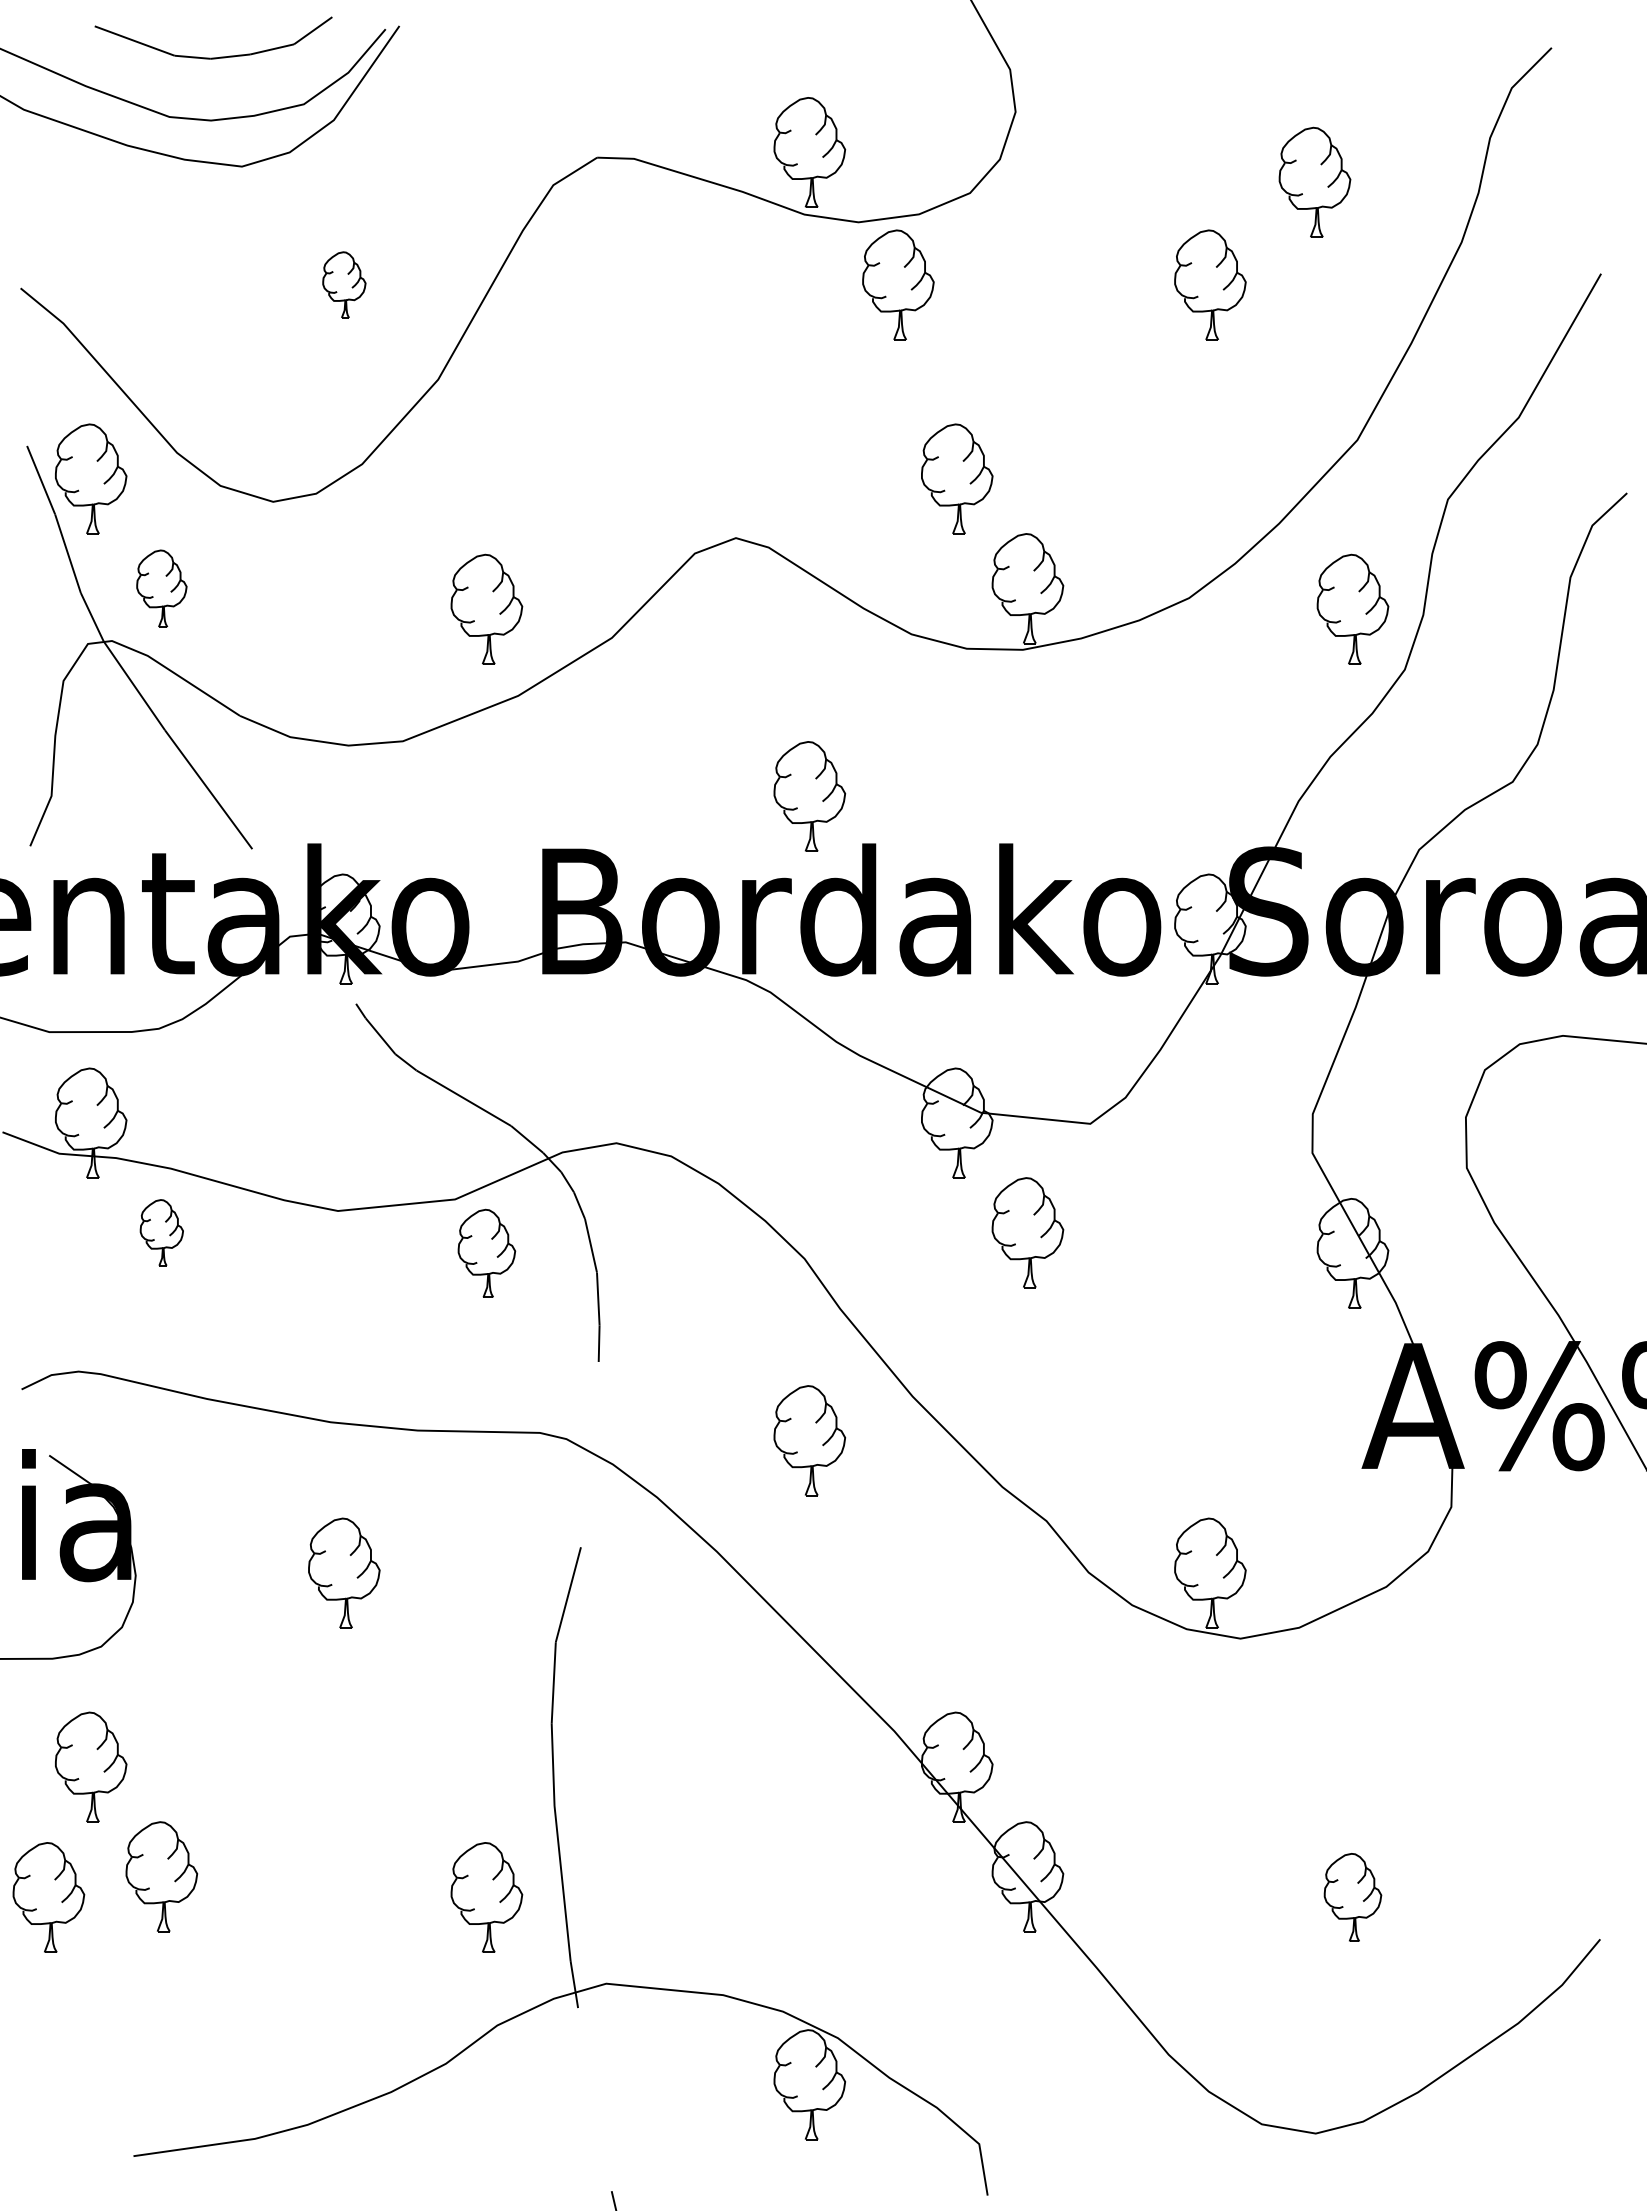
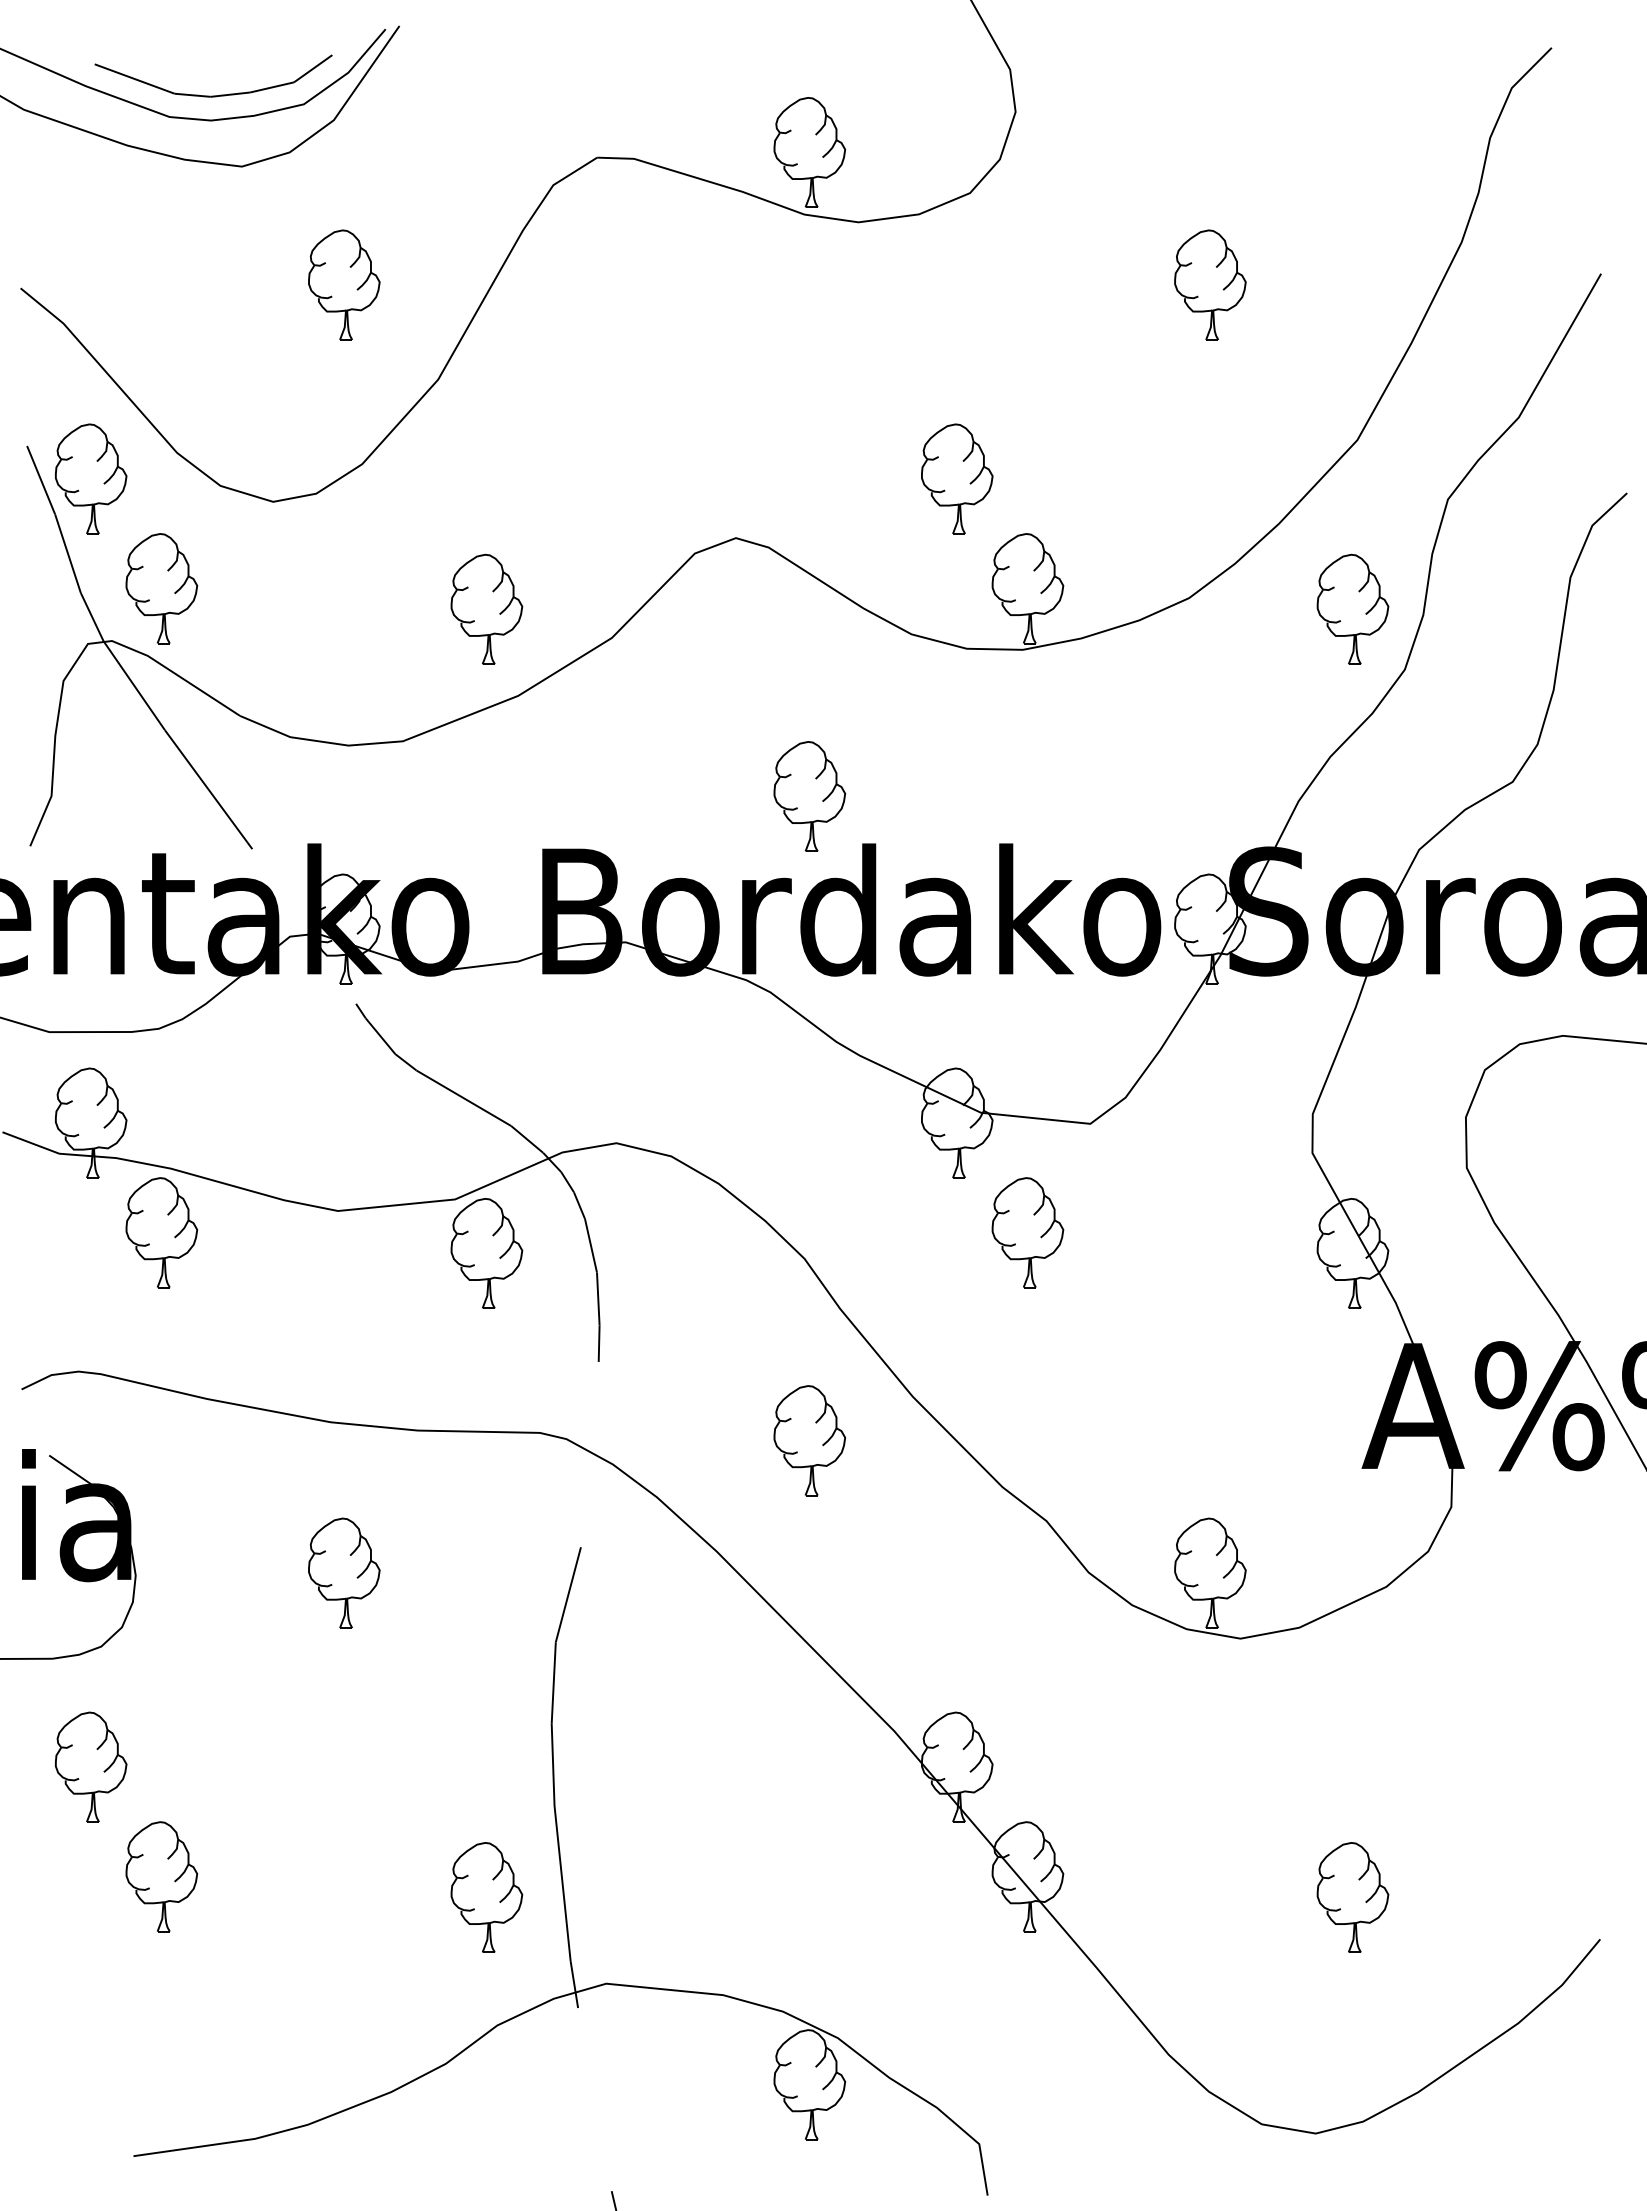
curve position: (213, 57) -> (213, 95) (213, 95)
part: present -> none (1314, 181)
part size: 45x68 px -> 73x112 px (344, 284)
part: present -> none (898, 284)
part size: 52x79 px -> 74x112 px (161, 588)
part size: 45x68 px -> 74x112 px (161, 1232)
part size: 60x90 px -> 74x111 px (486, 1253)
part: present -> none (48, 1897)
part size: 60x89 px -> 74x111 px (1352, 1897)
